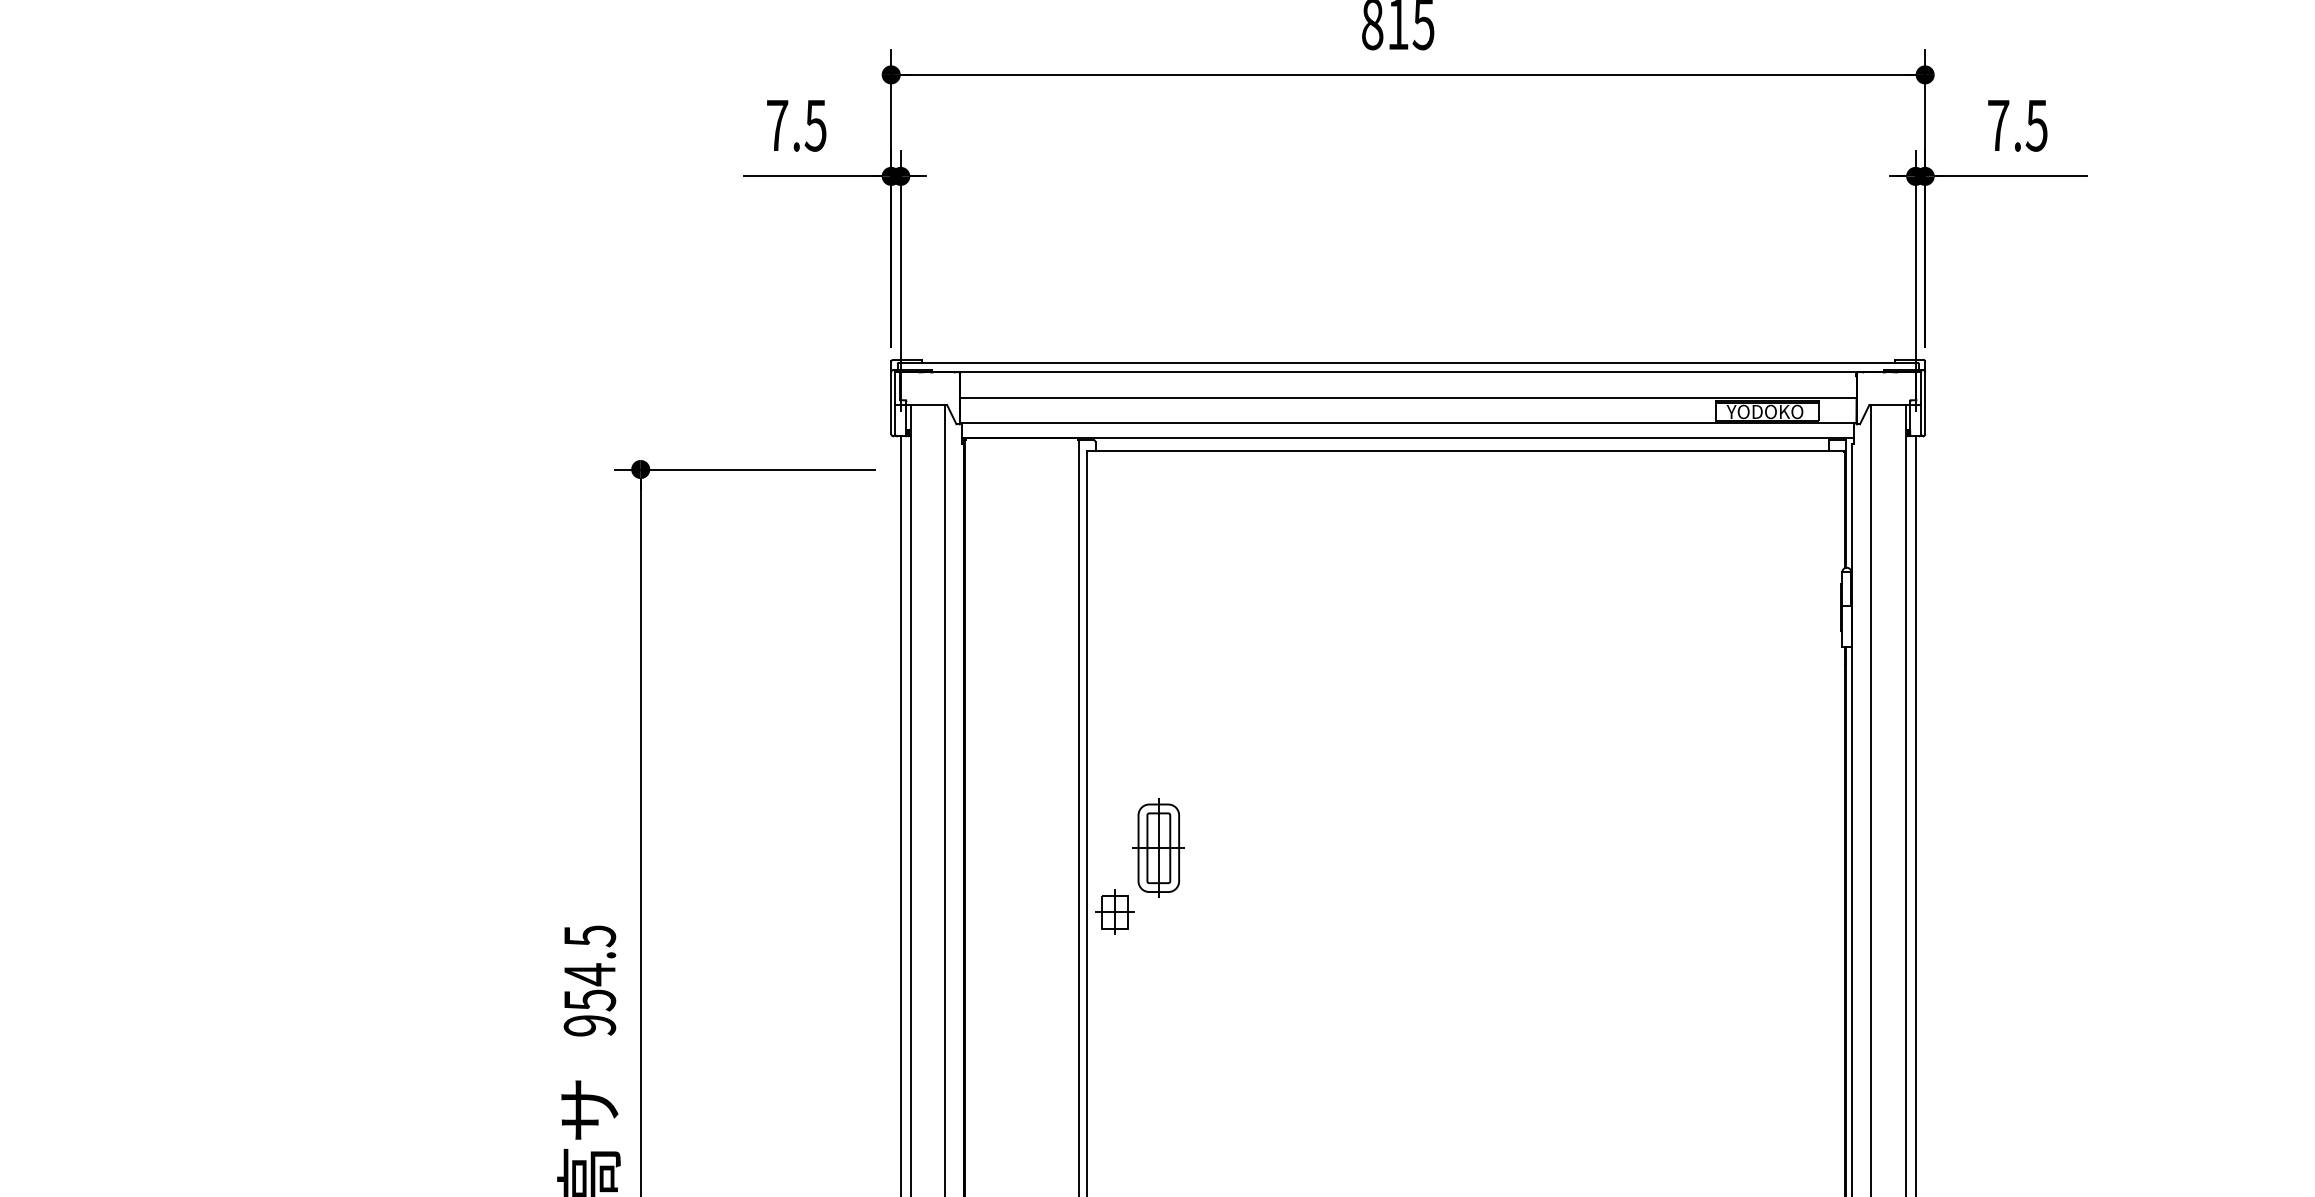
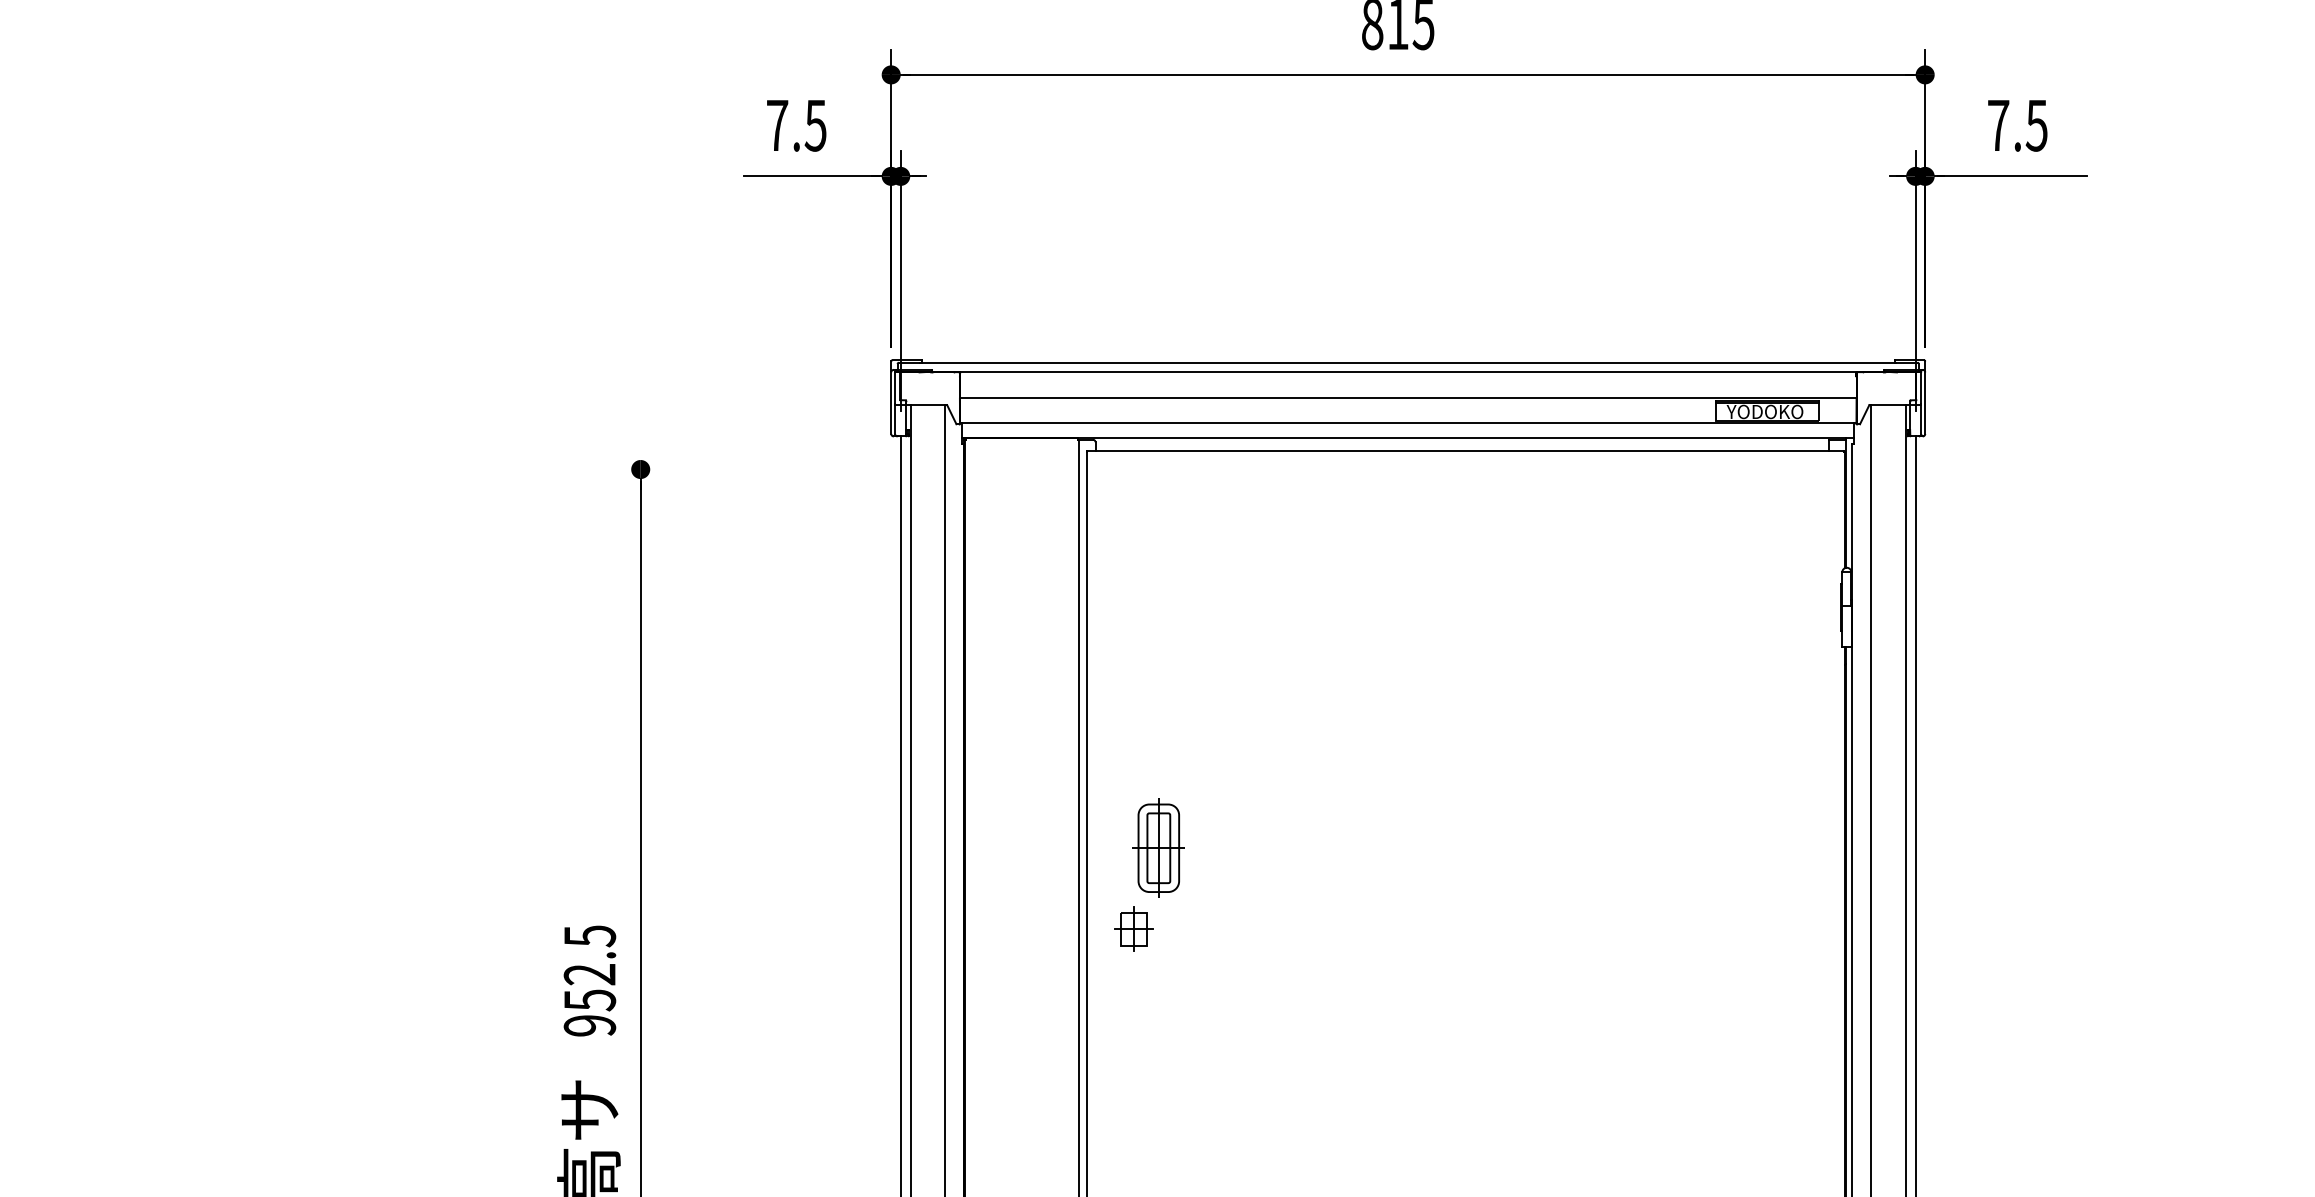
line: present -> none (745, 469)
part position: (1114, 911) -> (1133, 928) (1133, 928)
text: 954.5 -> 952.5 (589, 974)
